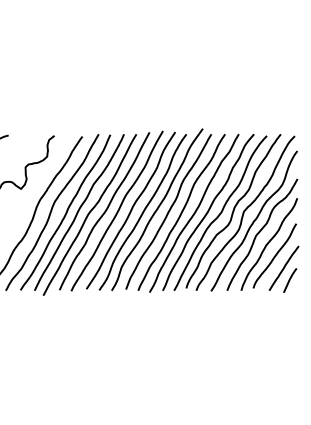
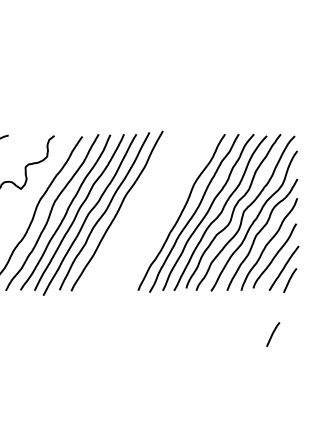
part: present -> none (148, 209)
curve: none -> present (273, 334)
